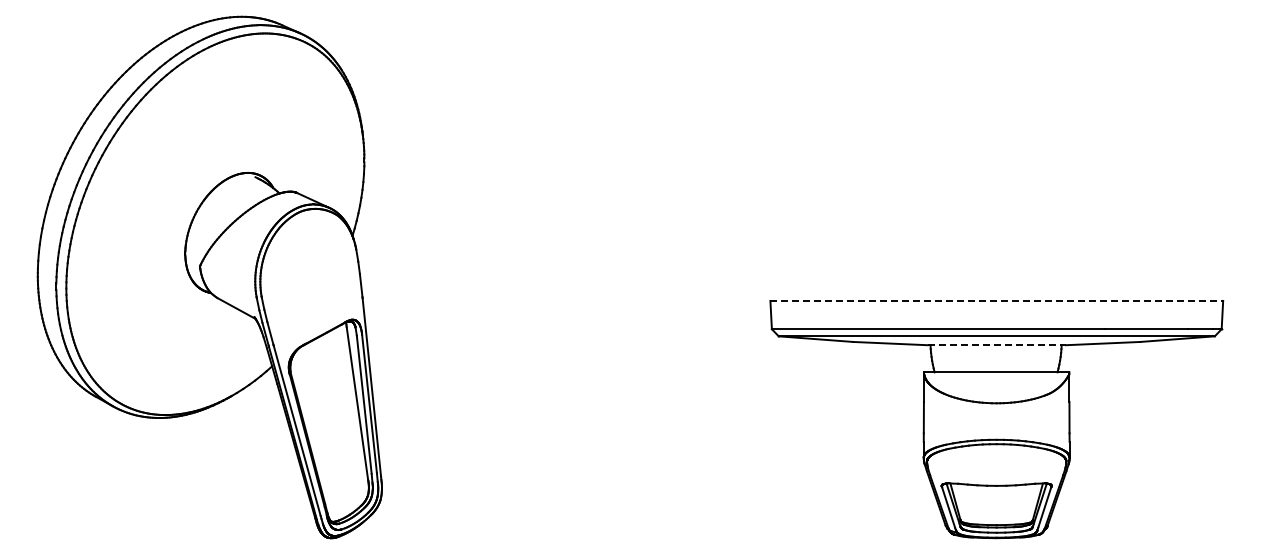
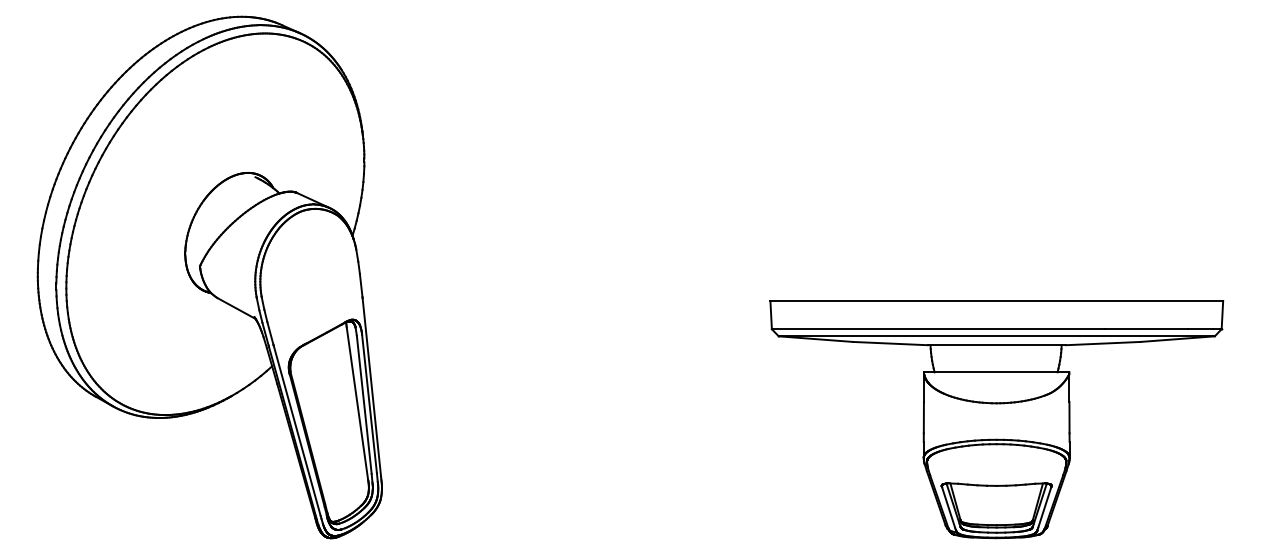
line: dashed -> solid (997, 300)
line: dashed -> solid (997, 345)
